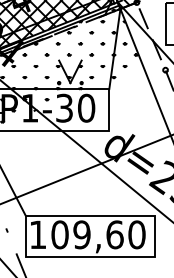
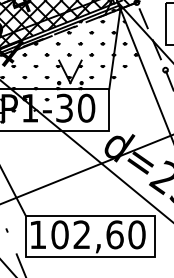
text: 109,60 -> 102,60 (81, 234)
